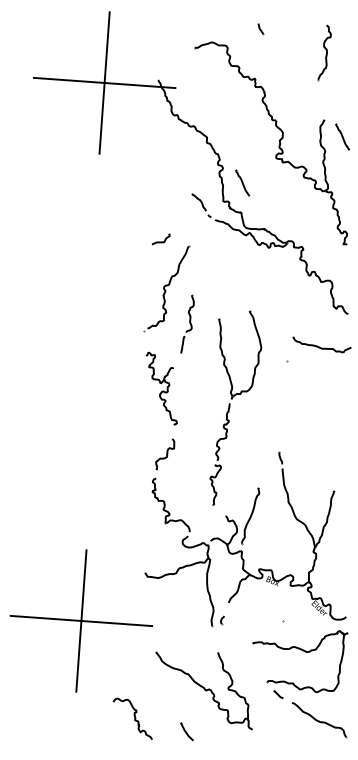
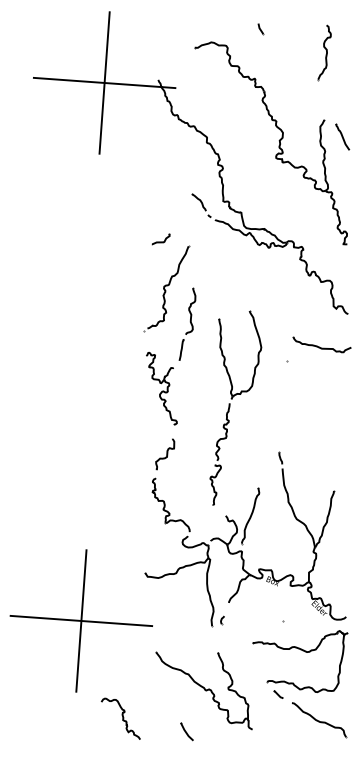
line: present -> none (242, 182)
part size: 15x60 px -> 19x74 px (187, 323)
curve position: (134, 718) -> (122, 718) (122, 718)
